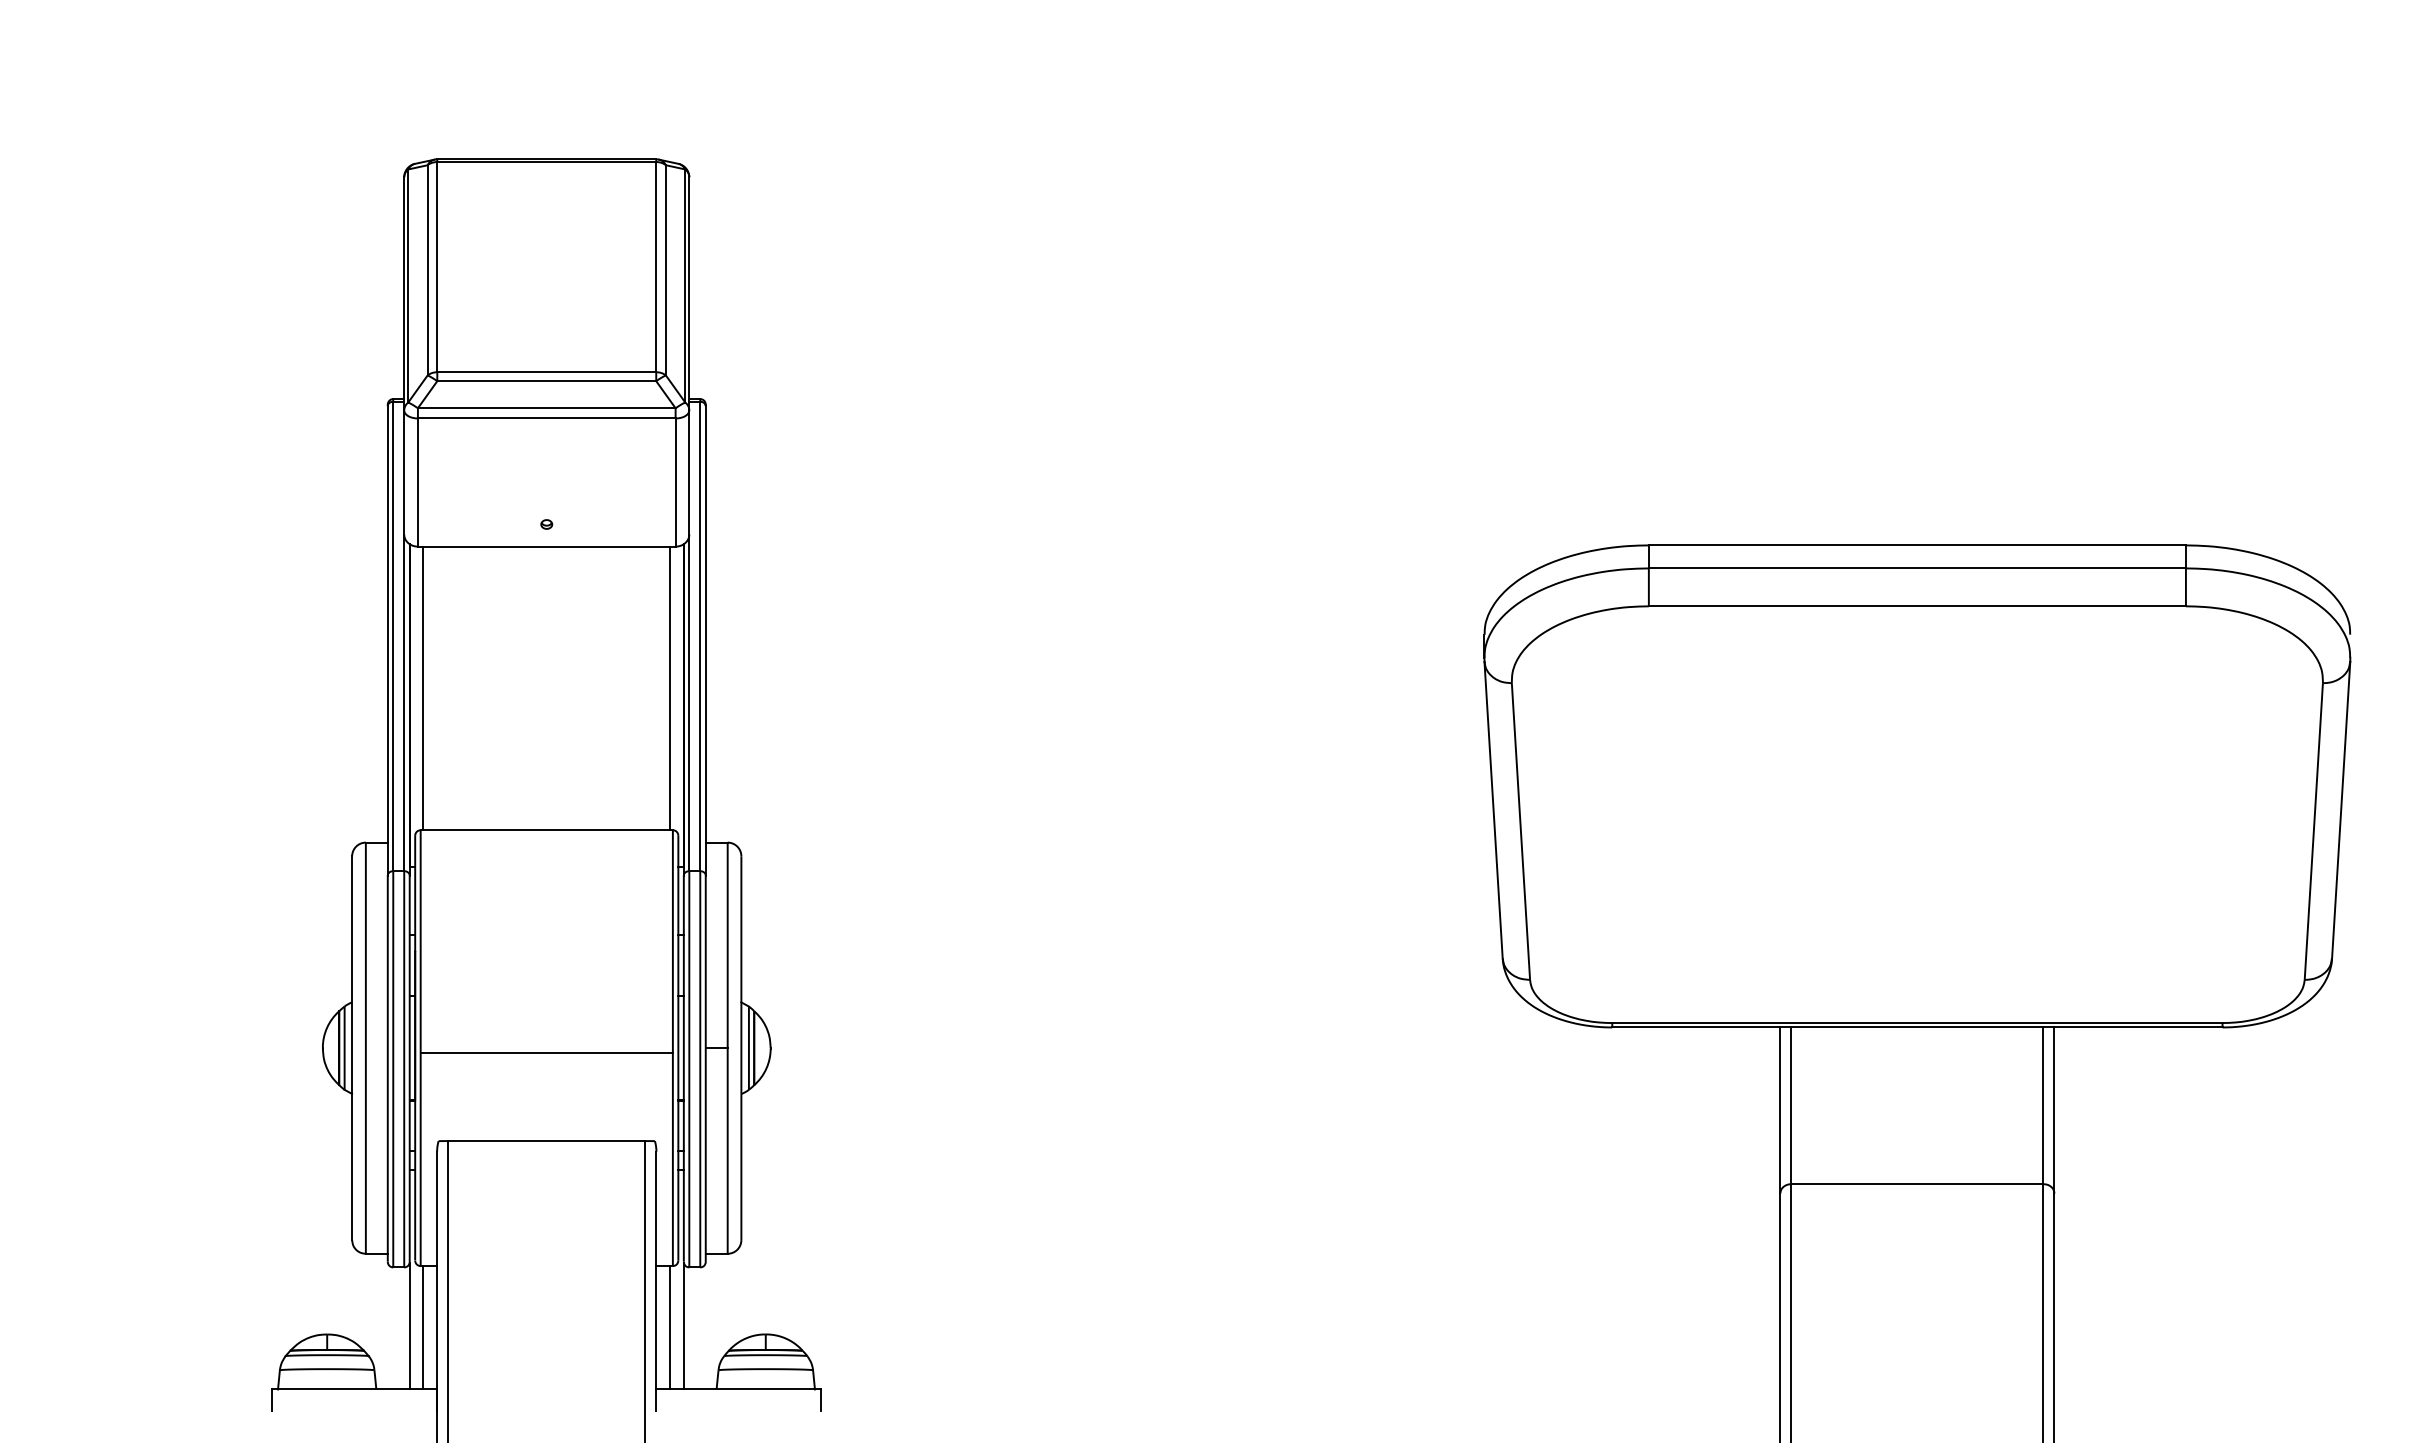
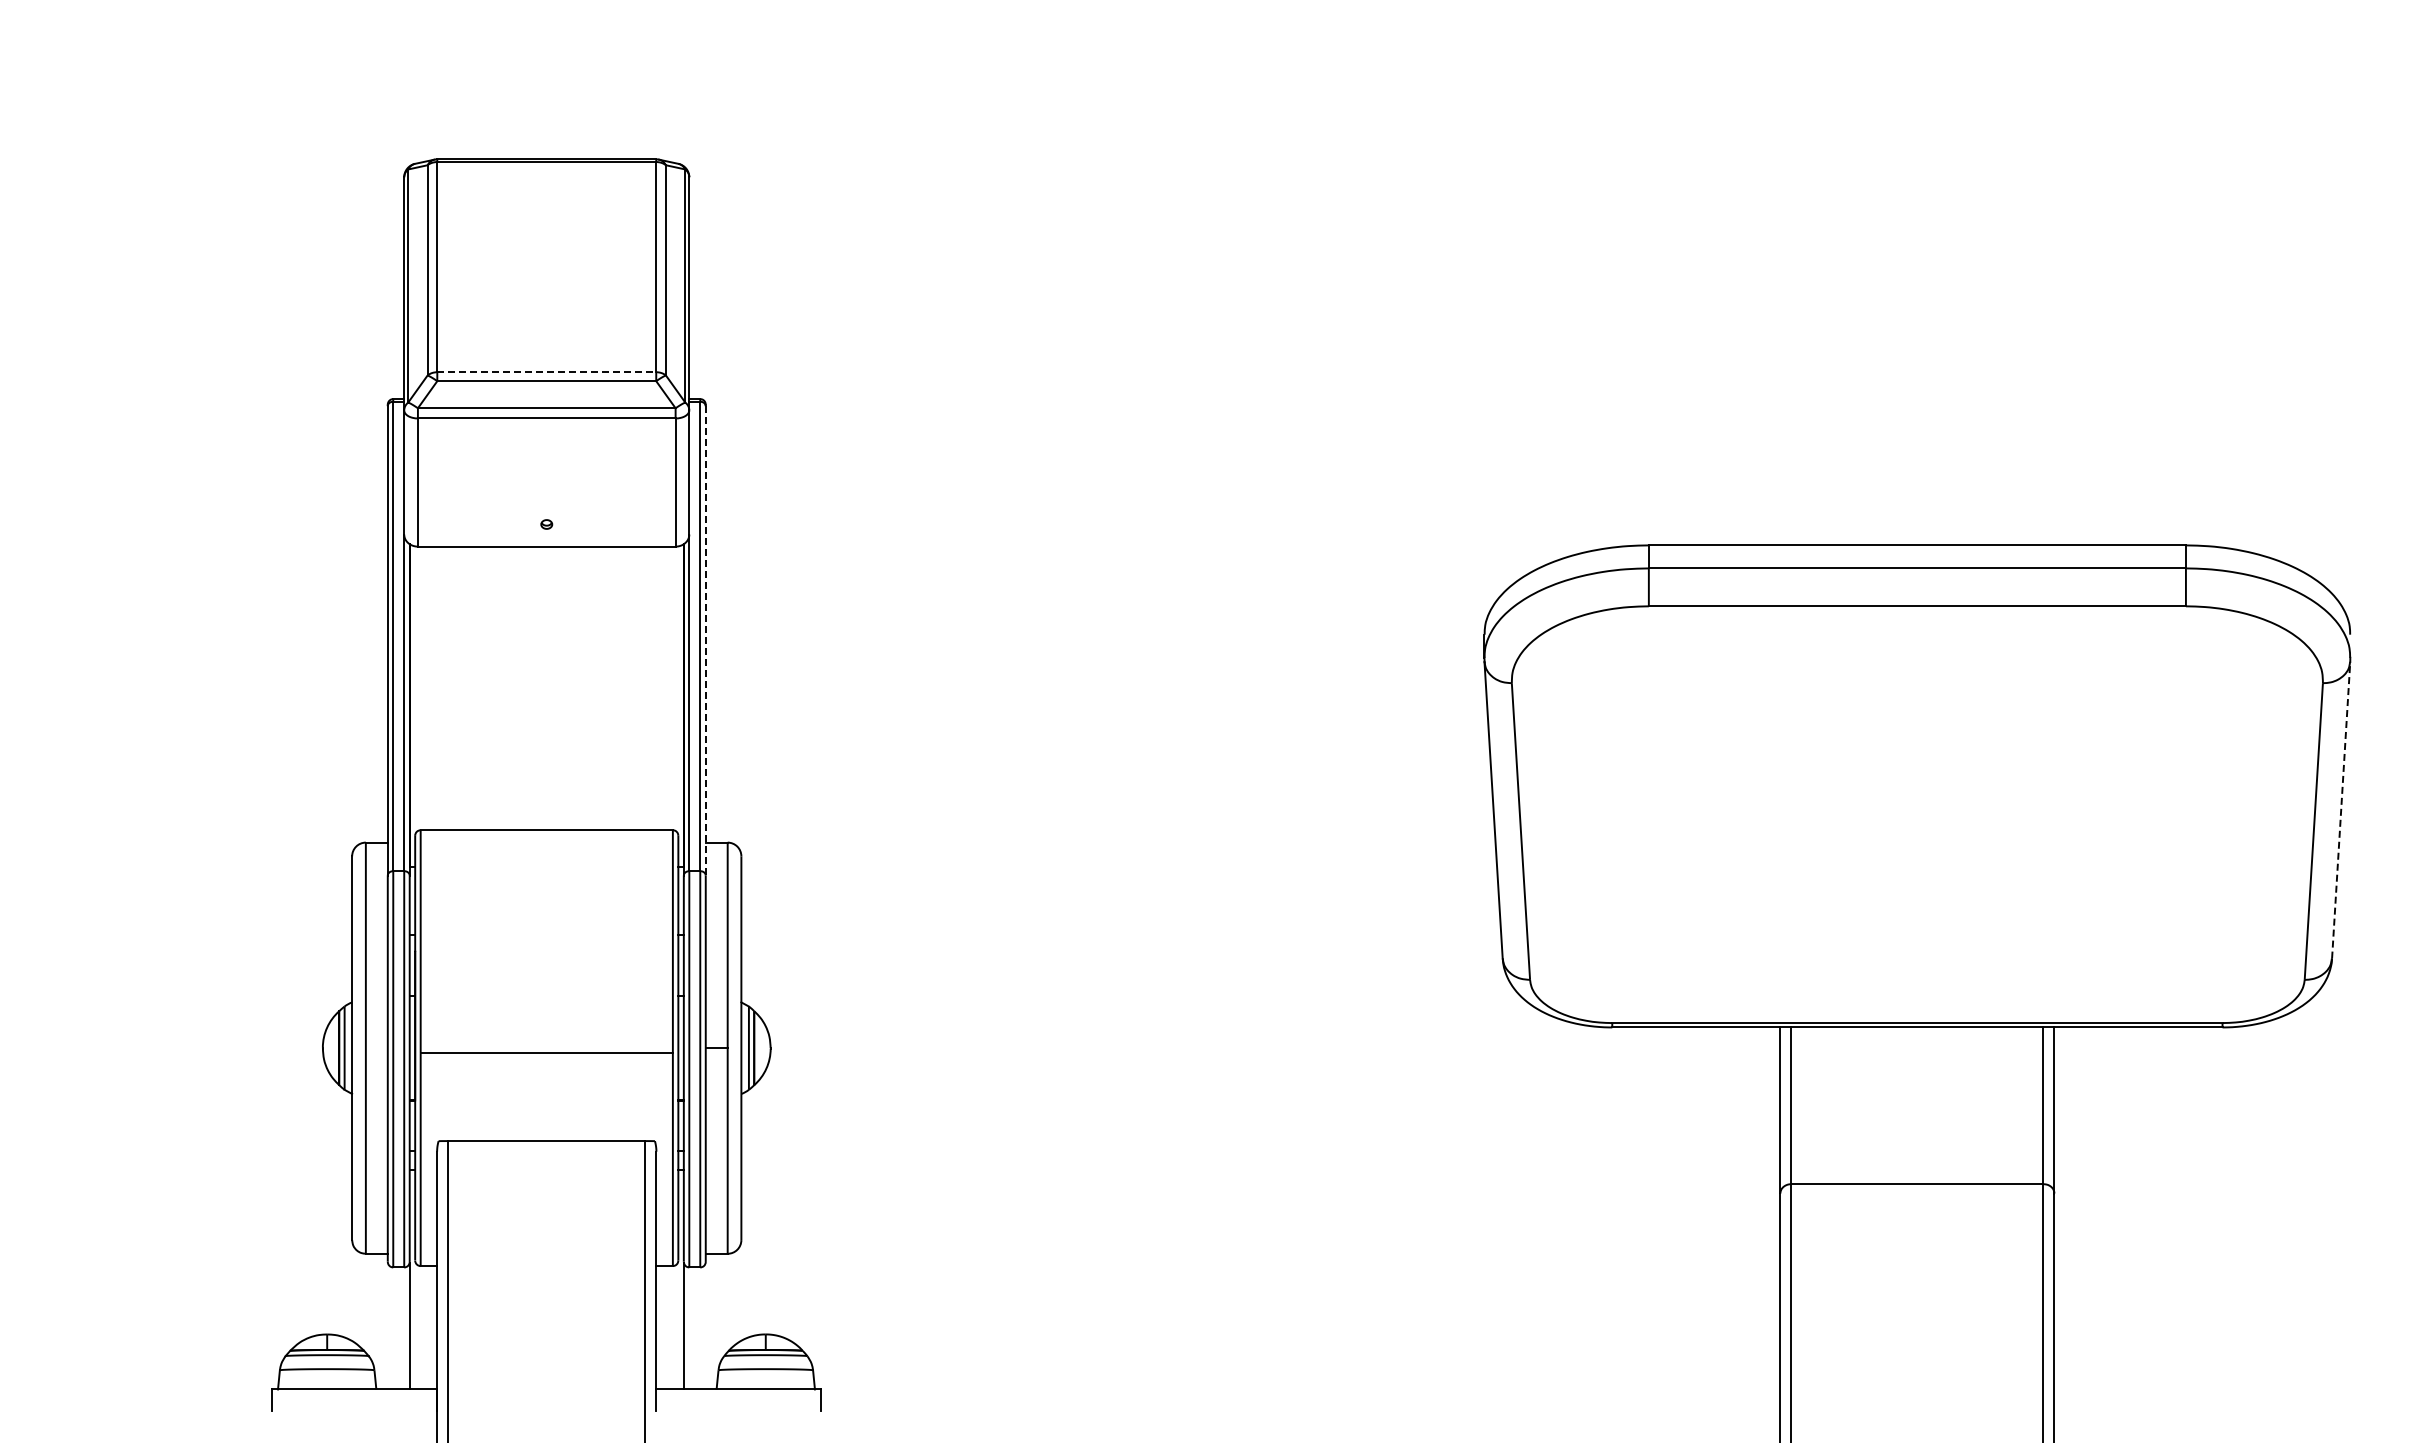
line: solid -> dashed (547, 372)
line: solid -> dashed (705, 640)
line: present -> none (423, 688)
line: present -> none (670, 688)
line: solid -> dashed (2341, 810)
line: present -> none (423, 1327)
line: present -> none (670, 1327)
